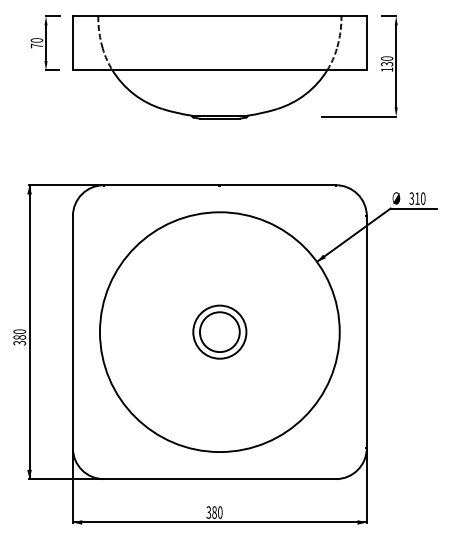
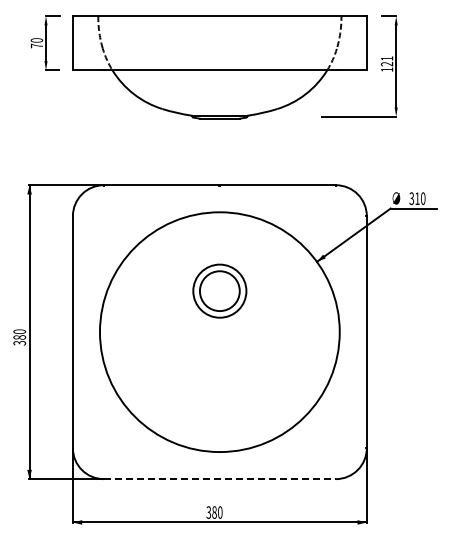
text: 130 -> 121 (387, 61)
part position: (219, 331) -> (219, 290) (219, 290)
line: solid -> dashed (220, 479)
